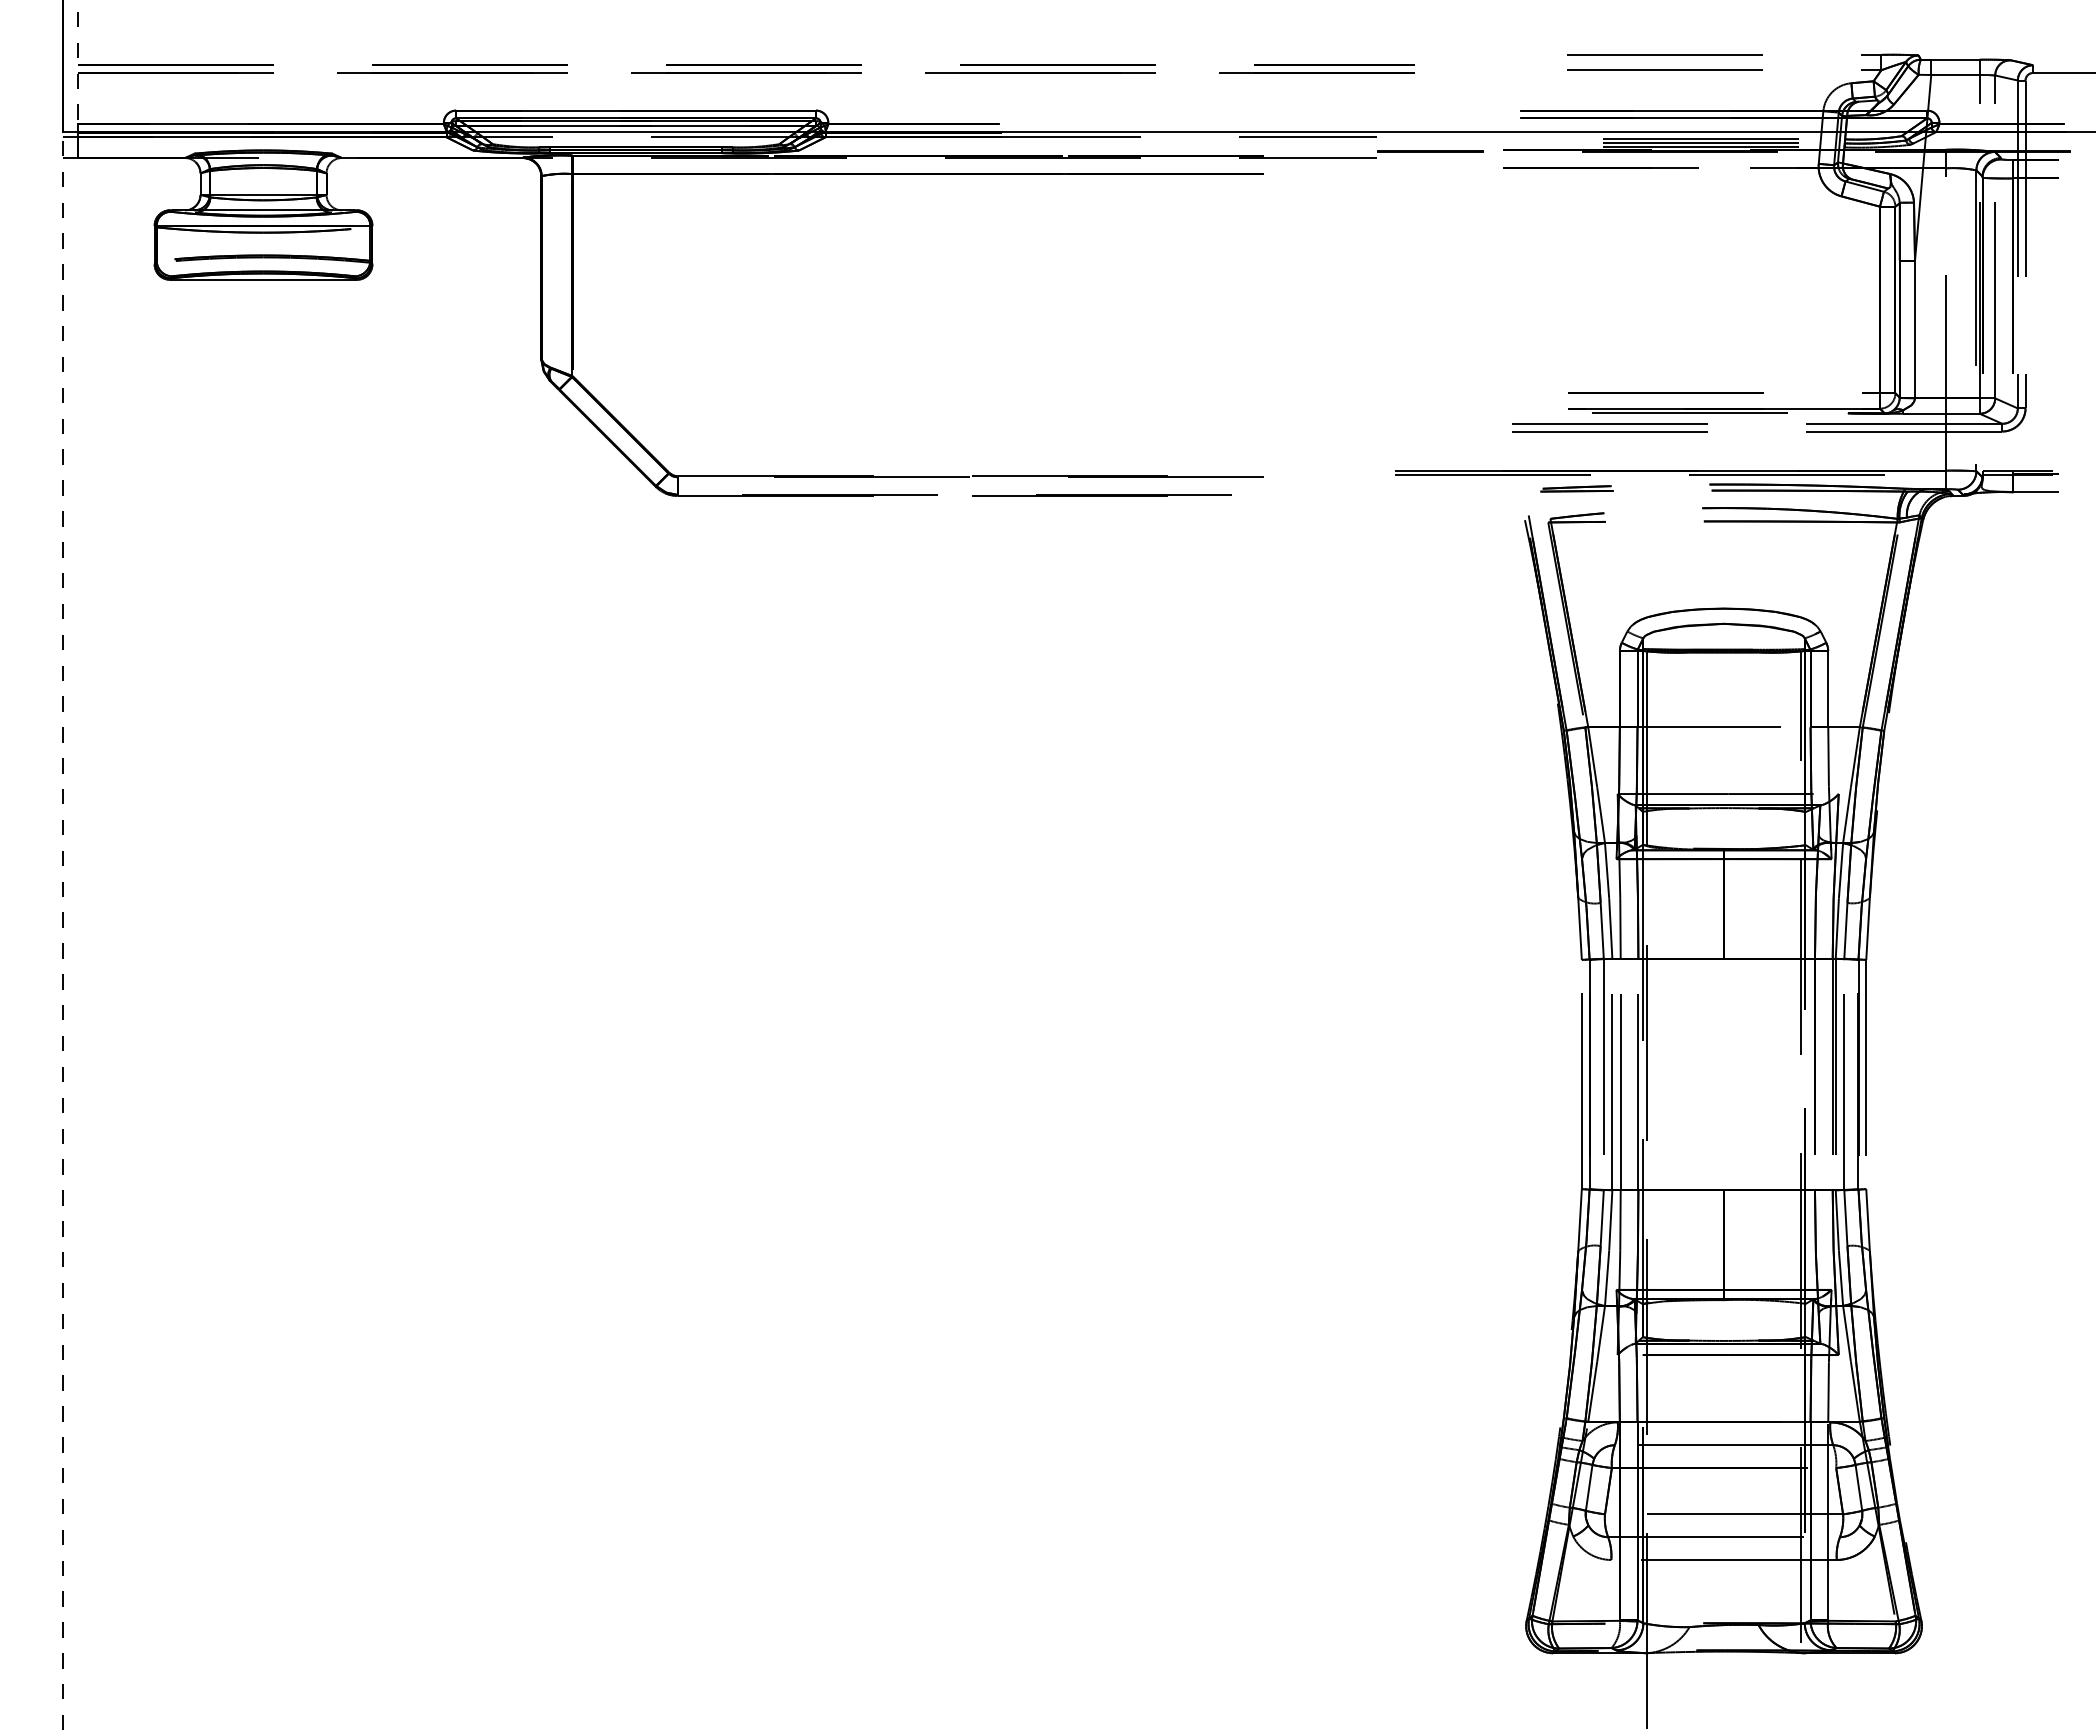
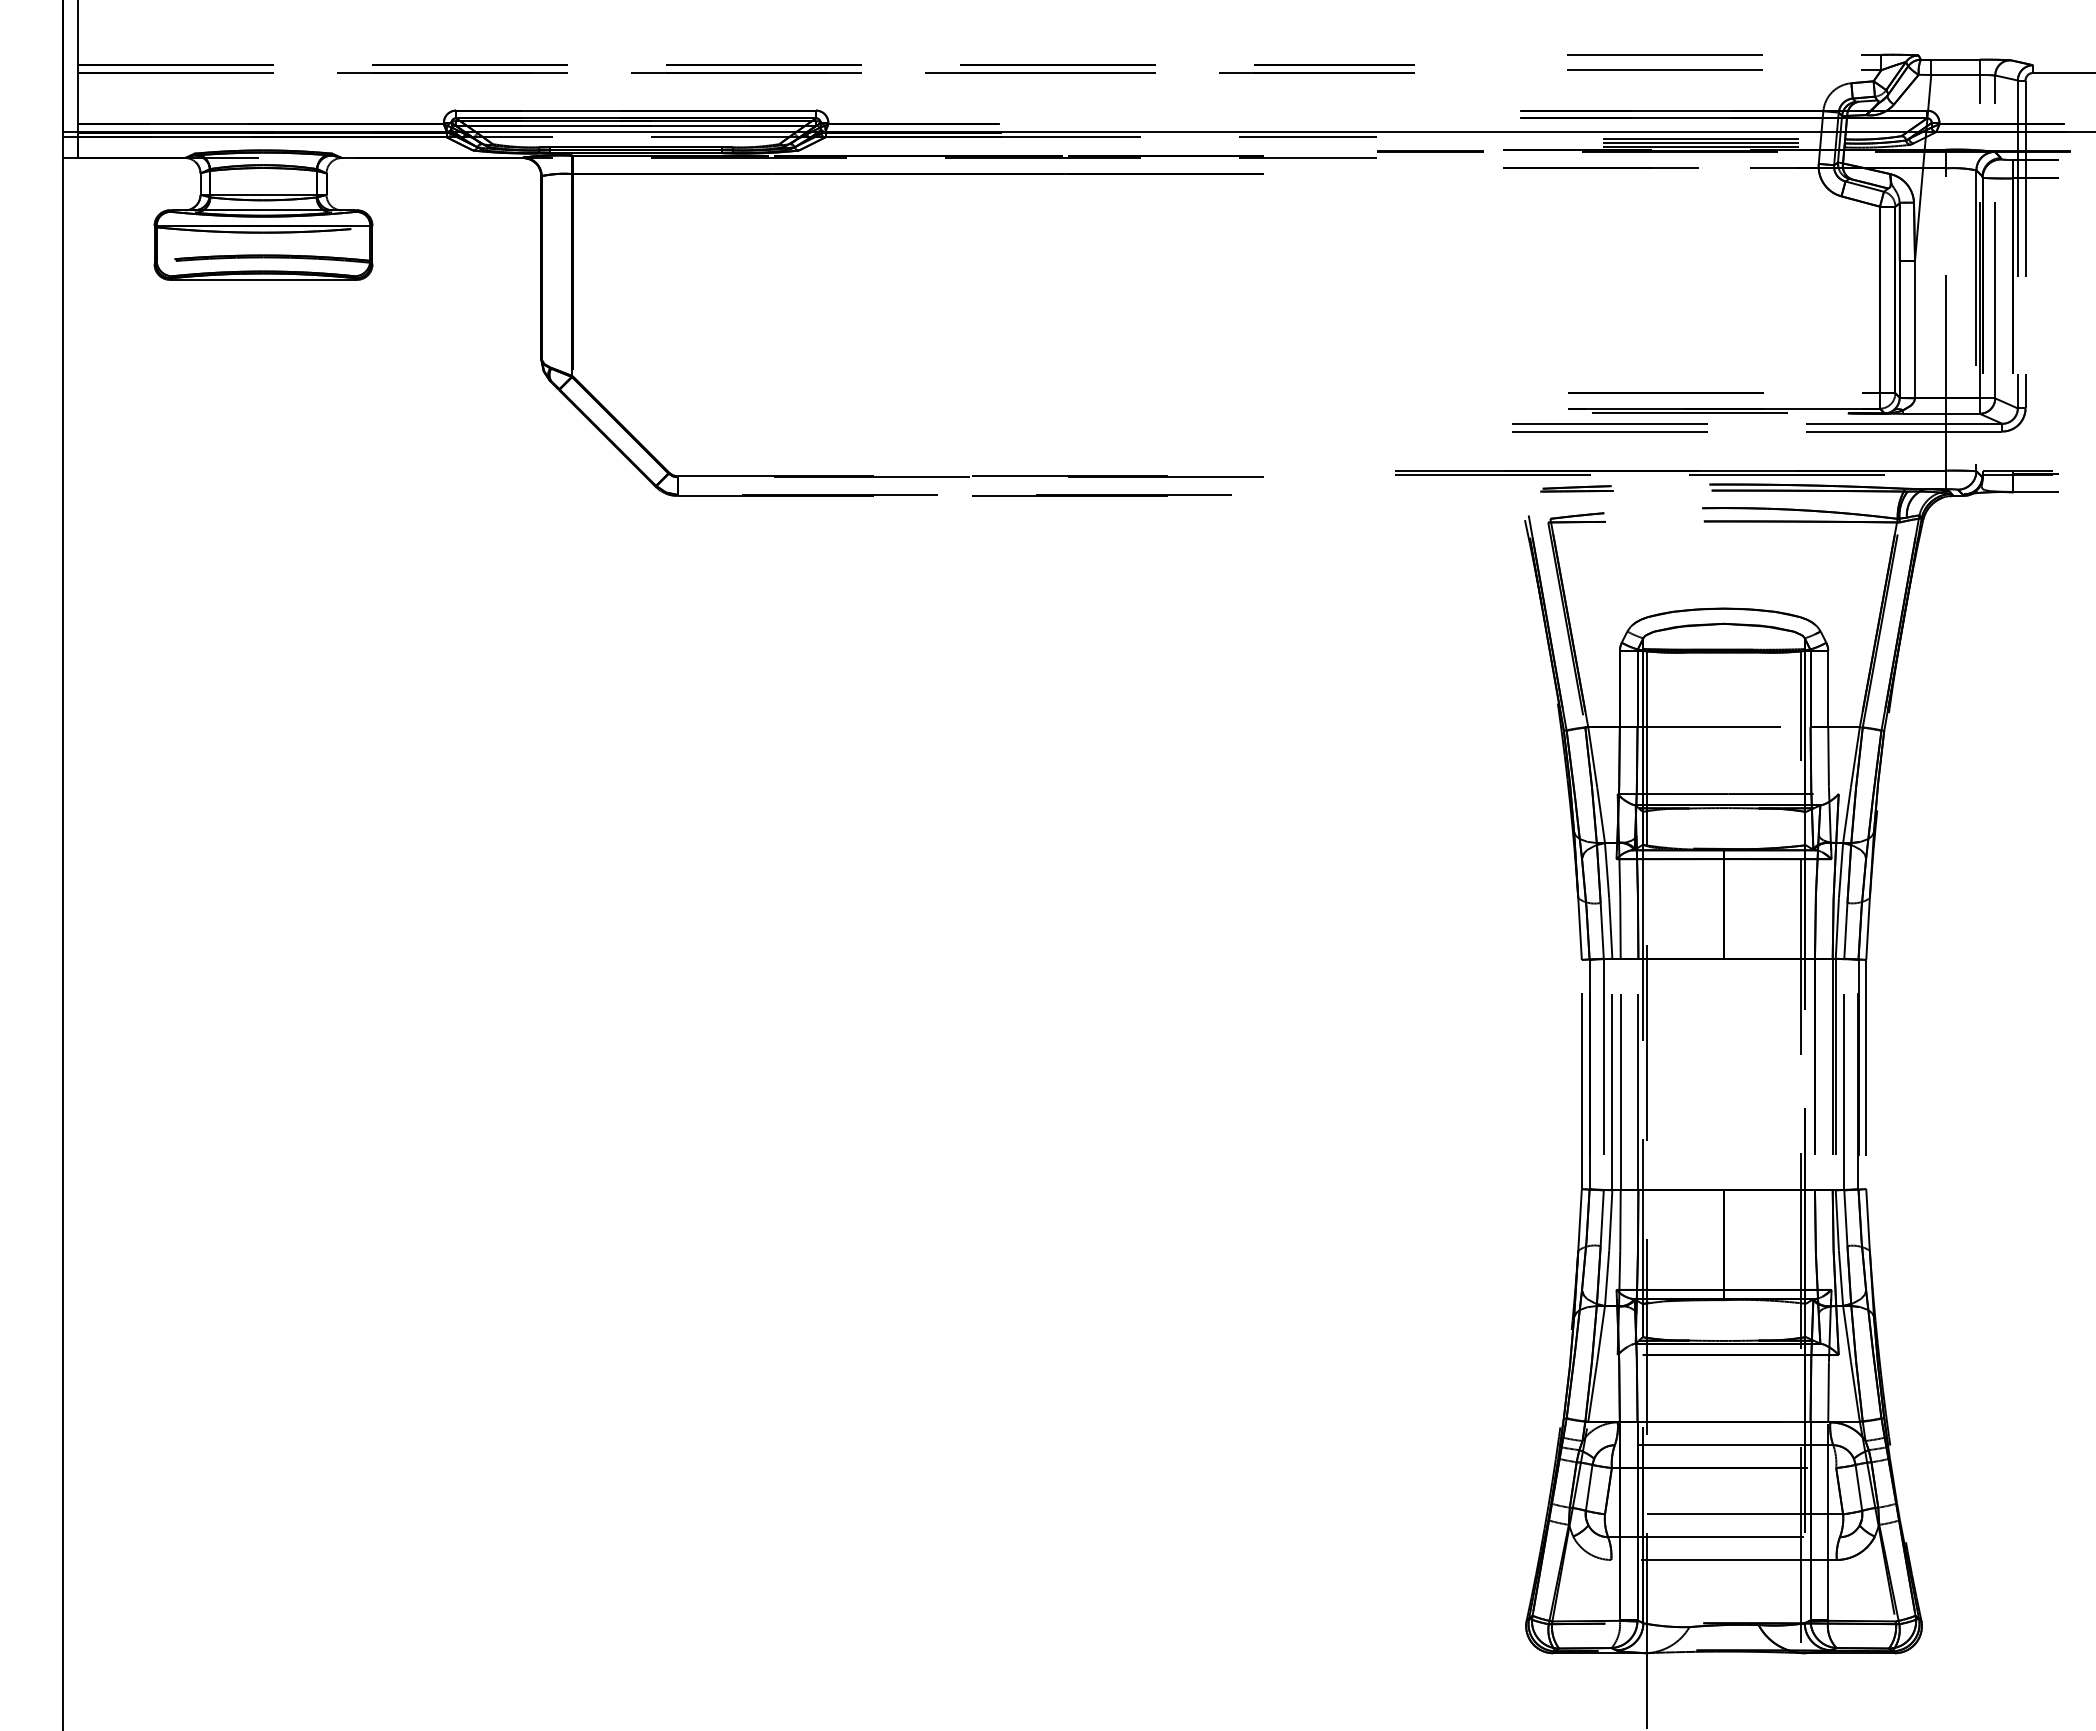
line: dashed -> solid (78, 62)
line: dashed -> solid (62, 930)
